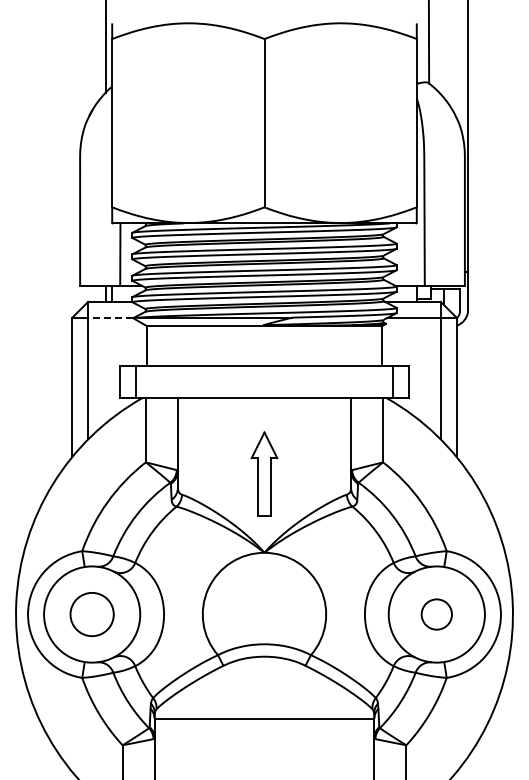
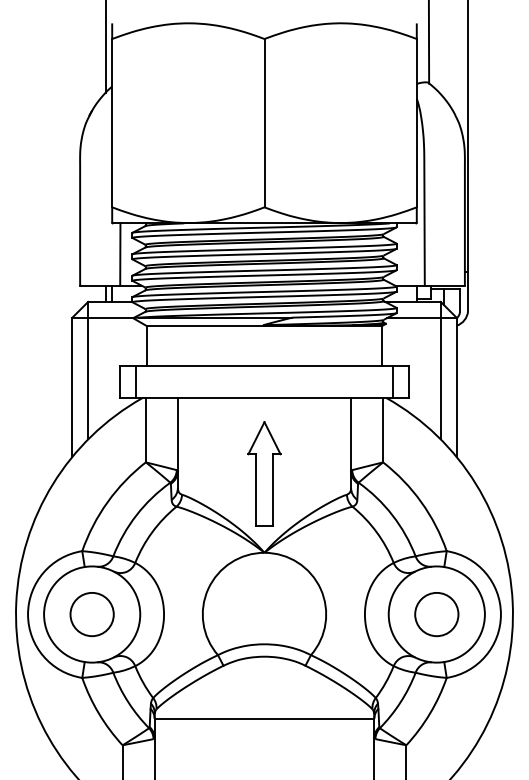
line: dashed -> solid (110, 317)
part size: 29x86 px -> 35x106 px (264, 473)
circle diameter: 30 px -> 43 px (436, 614)
